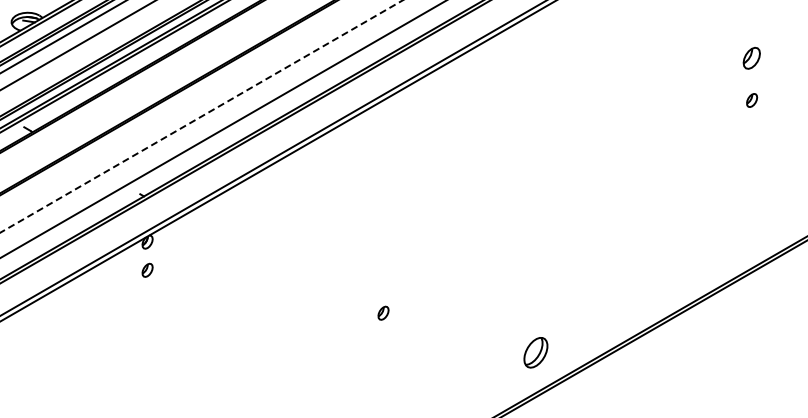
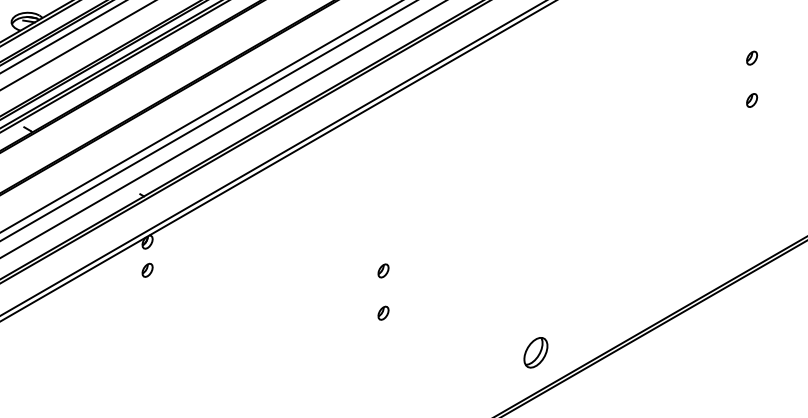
part size: 19x23 px -> 13x16 px (752, 57)
line: dashed -> solid (202, 116)
line: none -> present (208, 121)
part: none -> present (383, 270)
